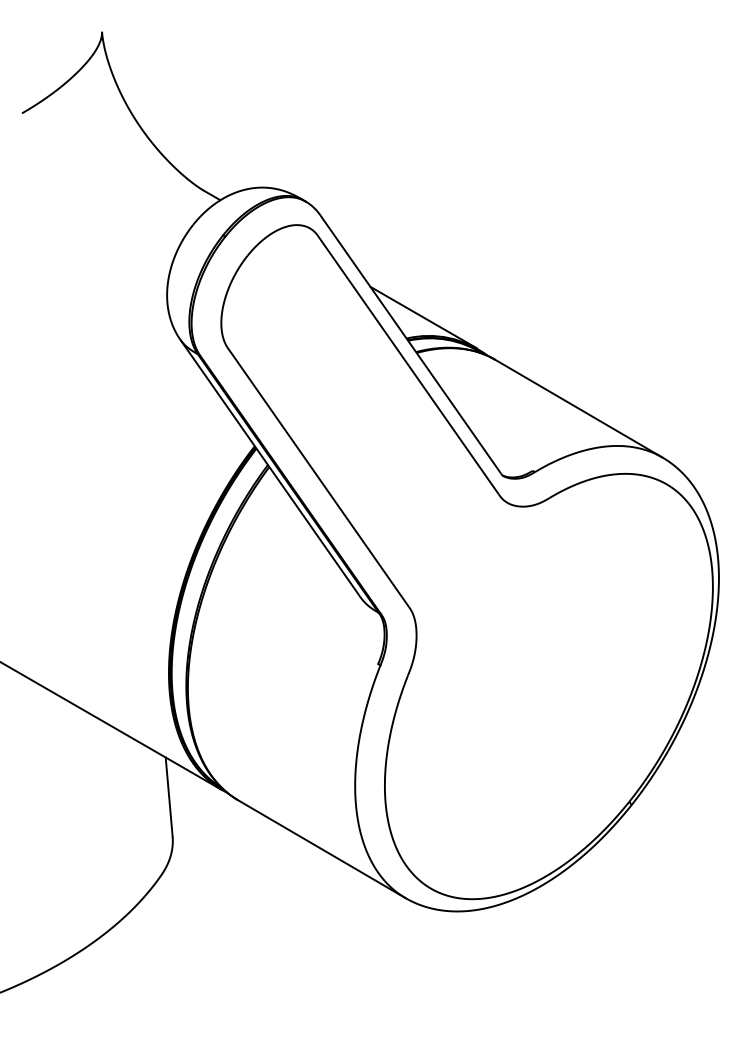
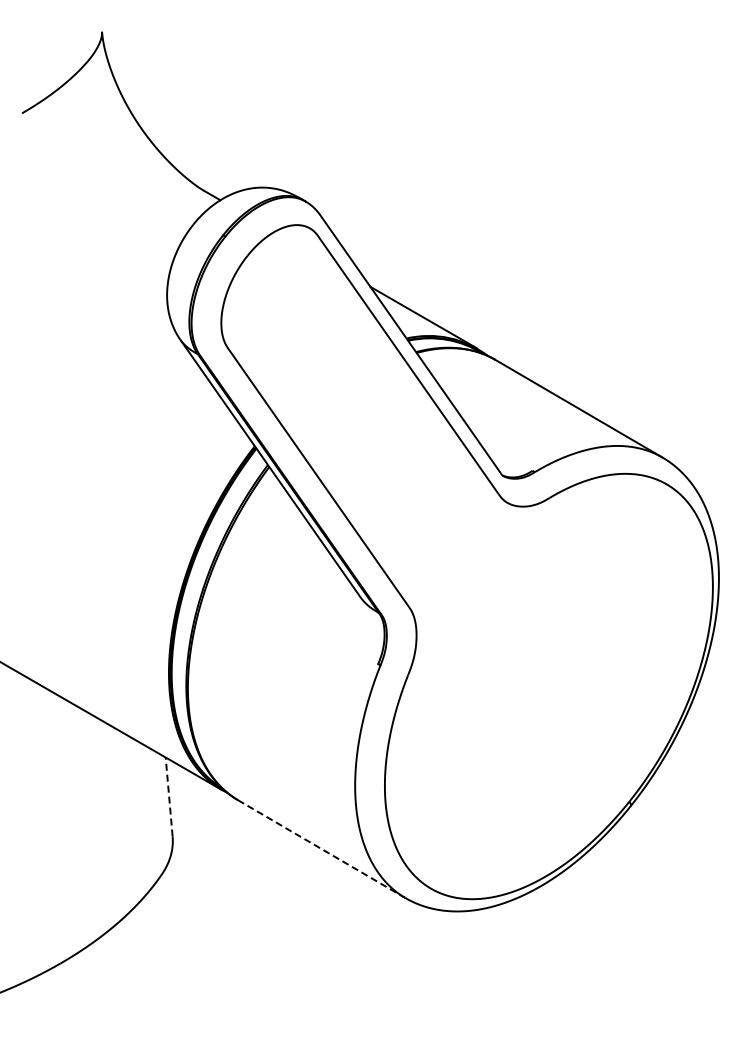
line: solid -> dashed (169, 796)
line: solid -> dashed (321, 849)
